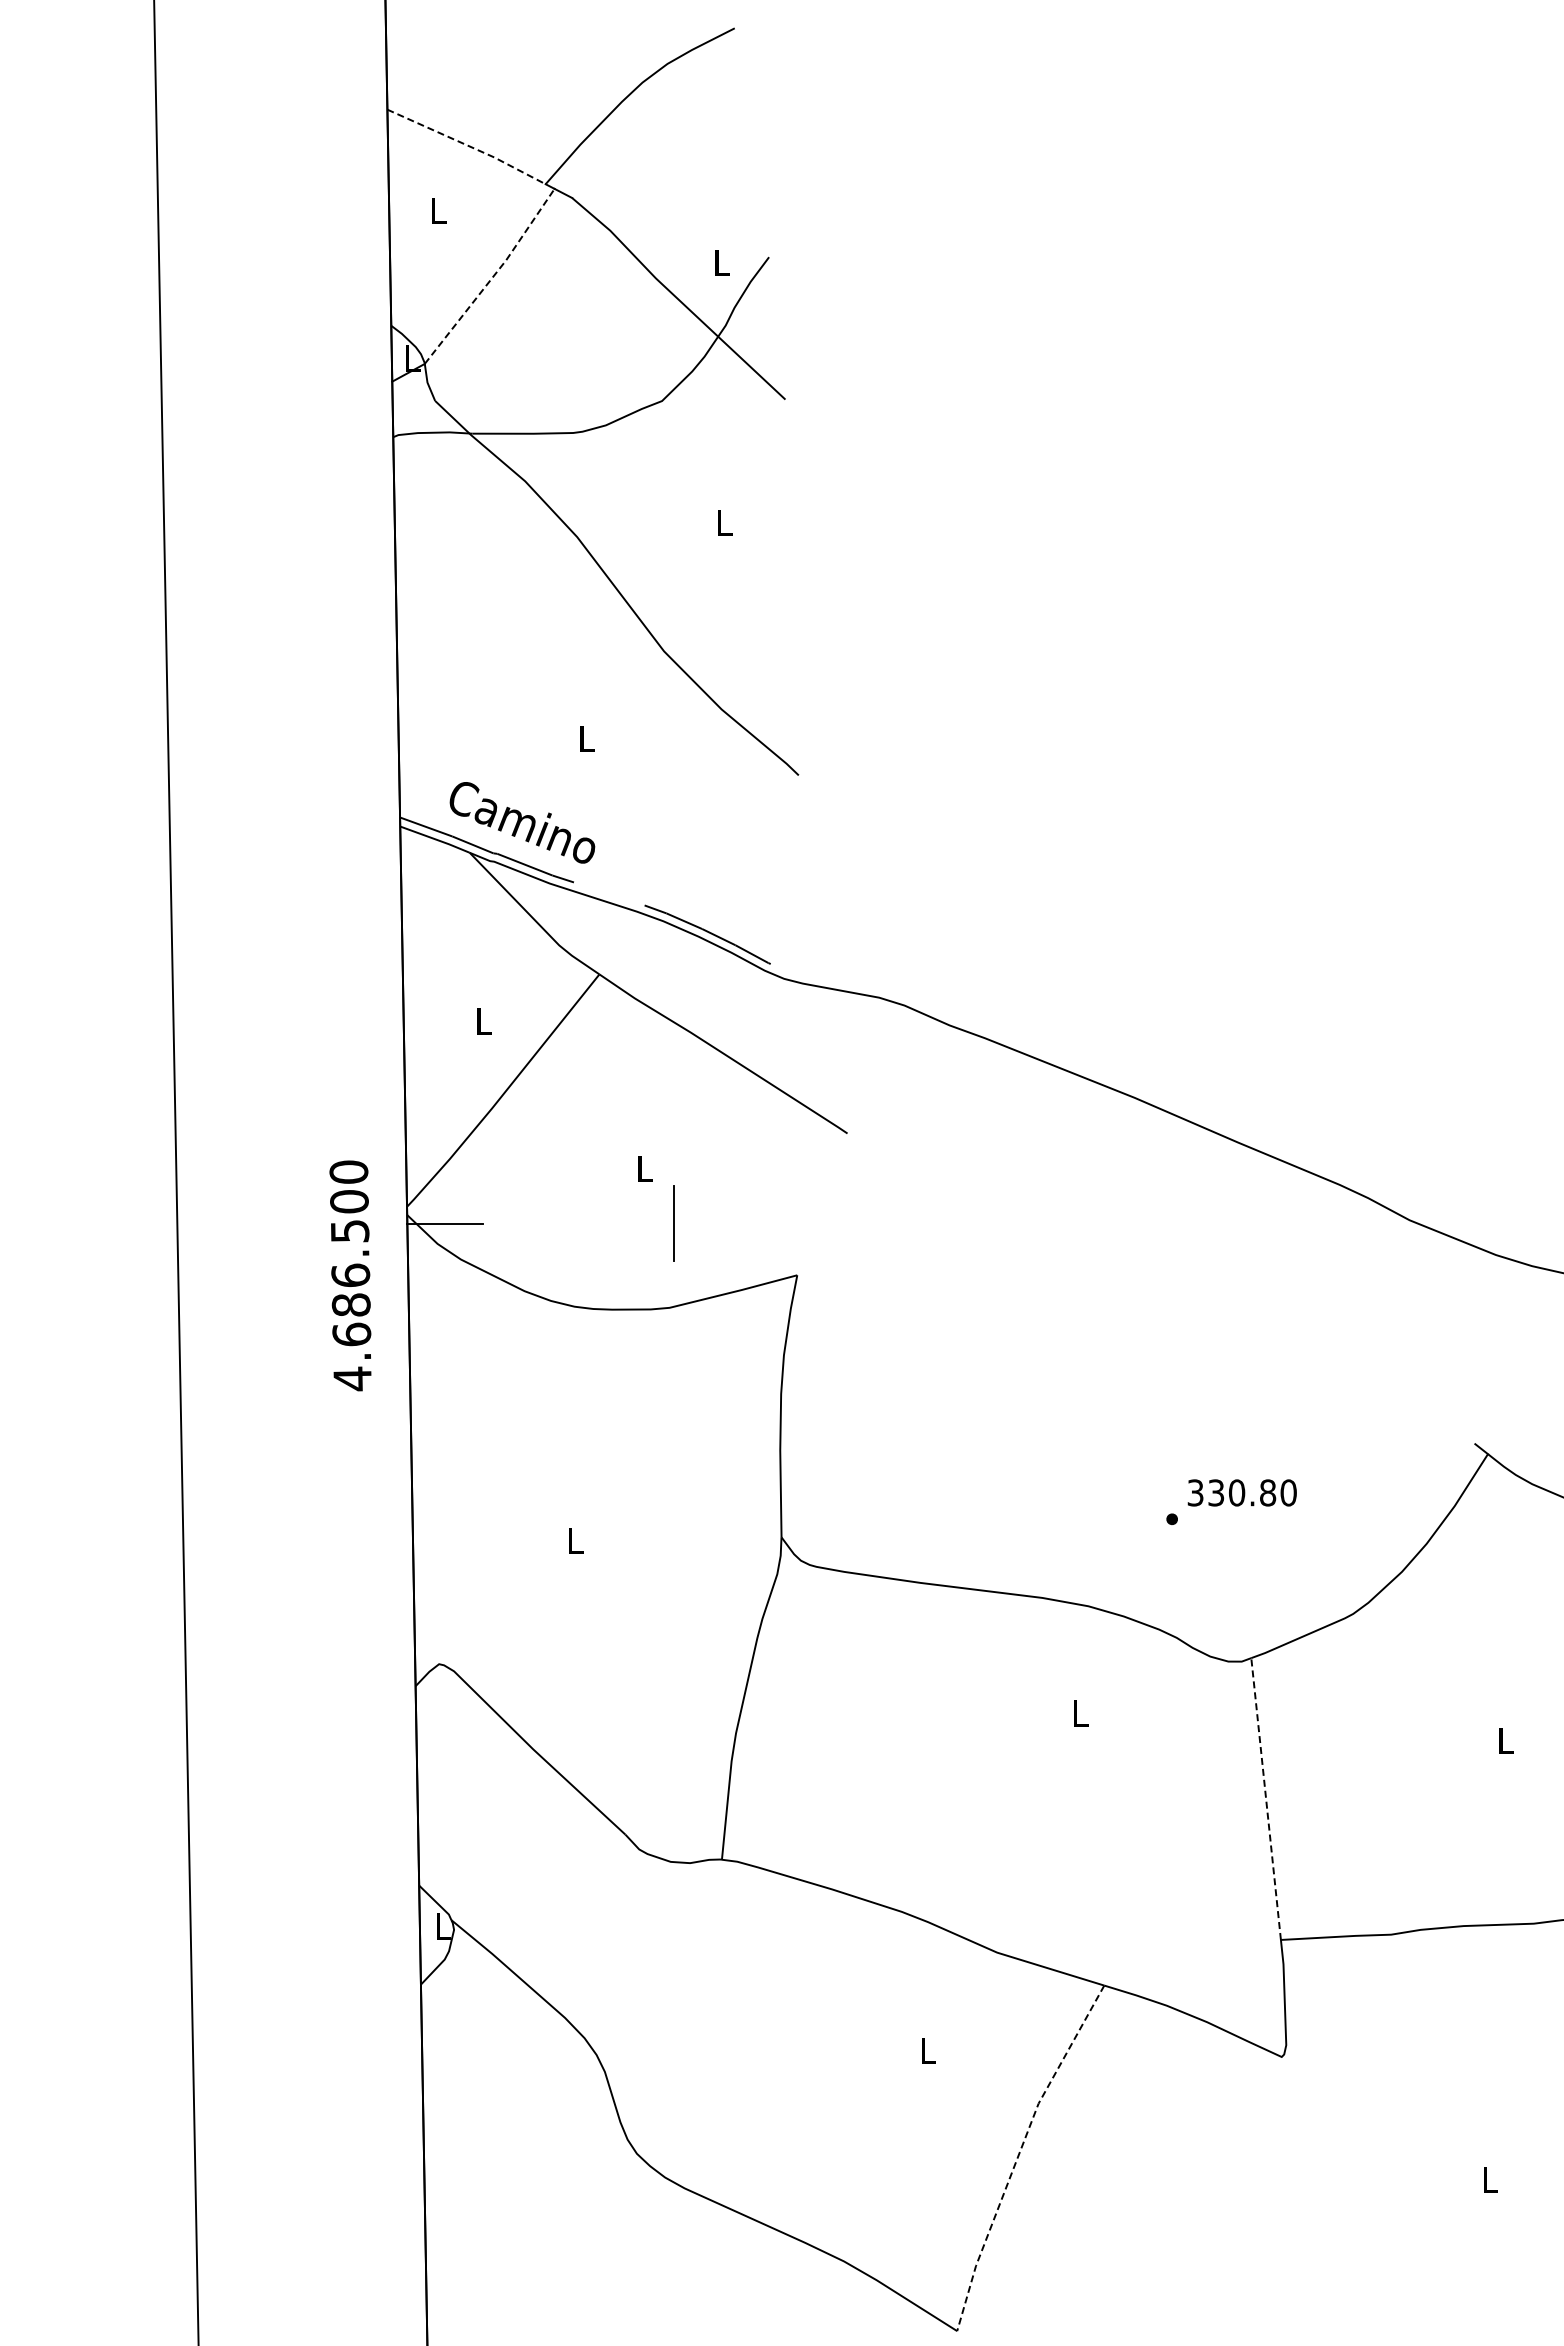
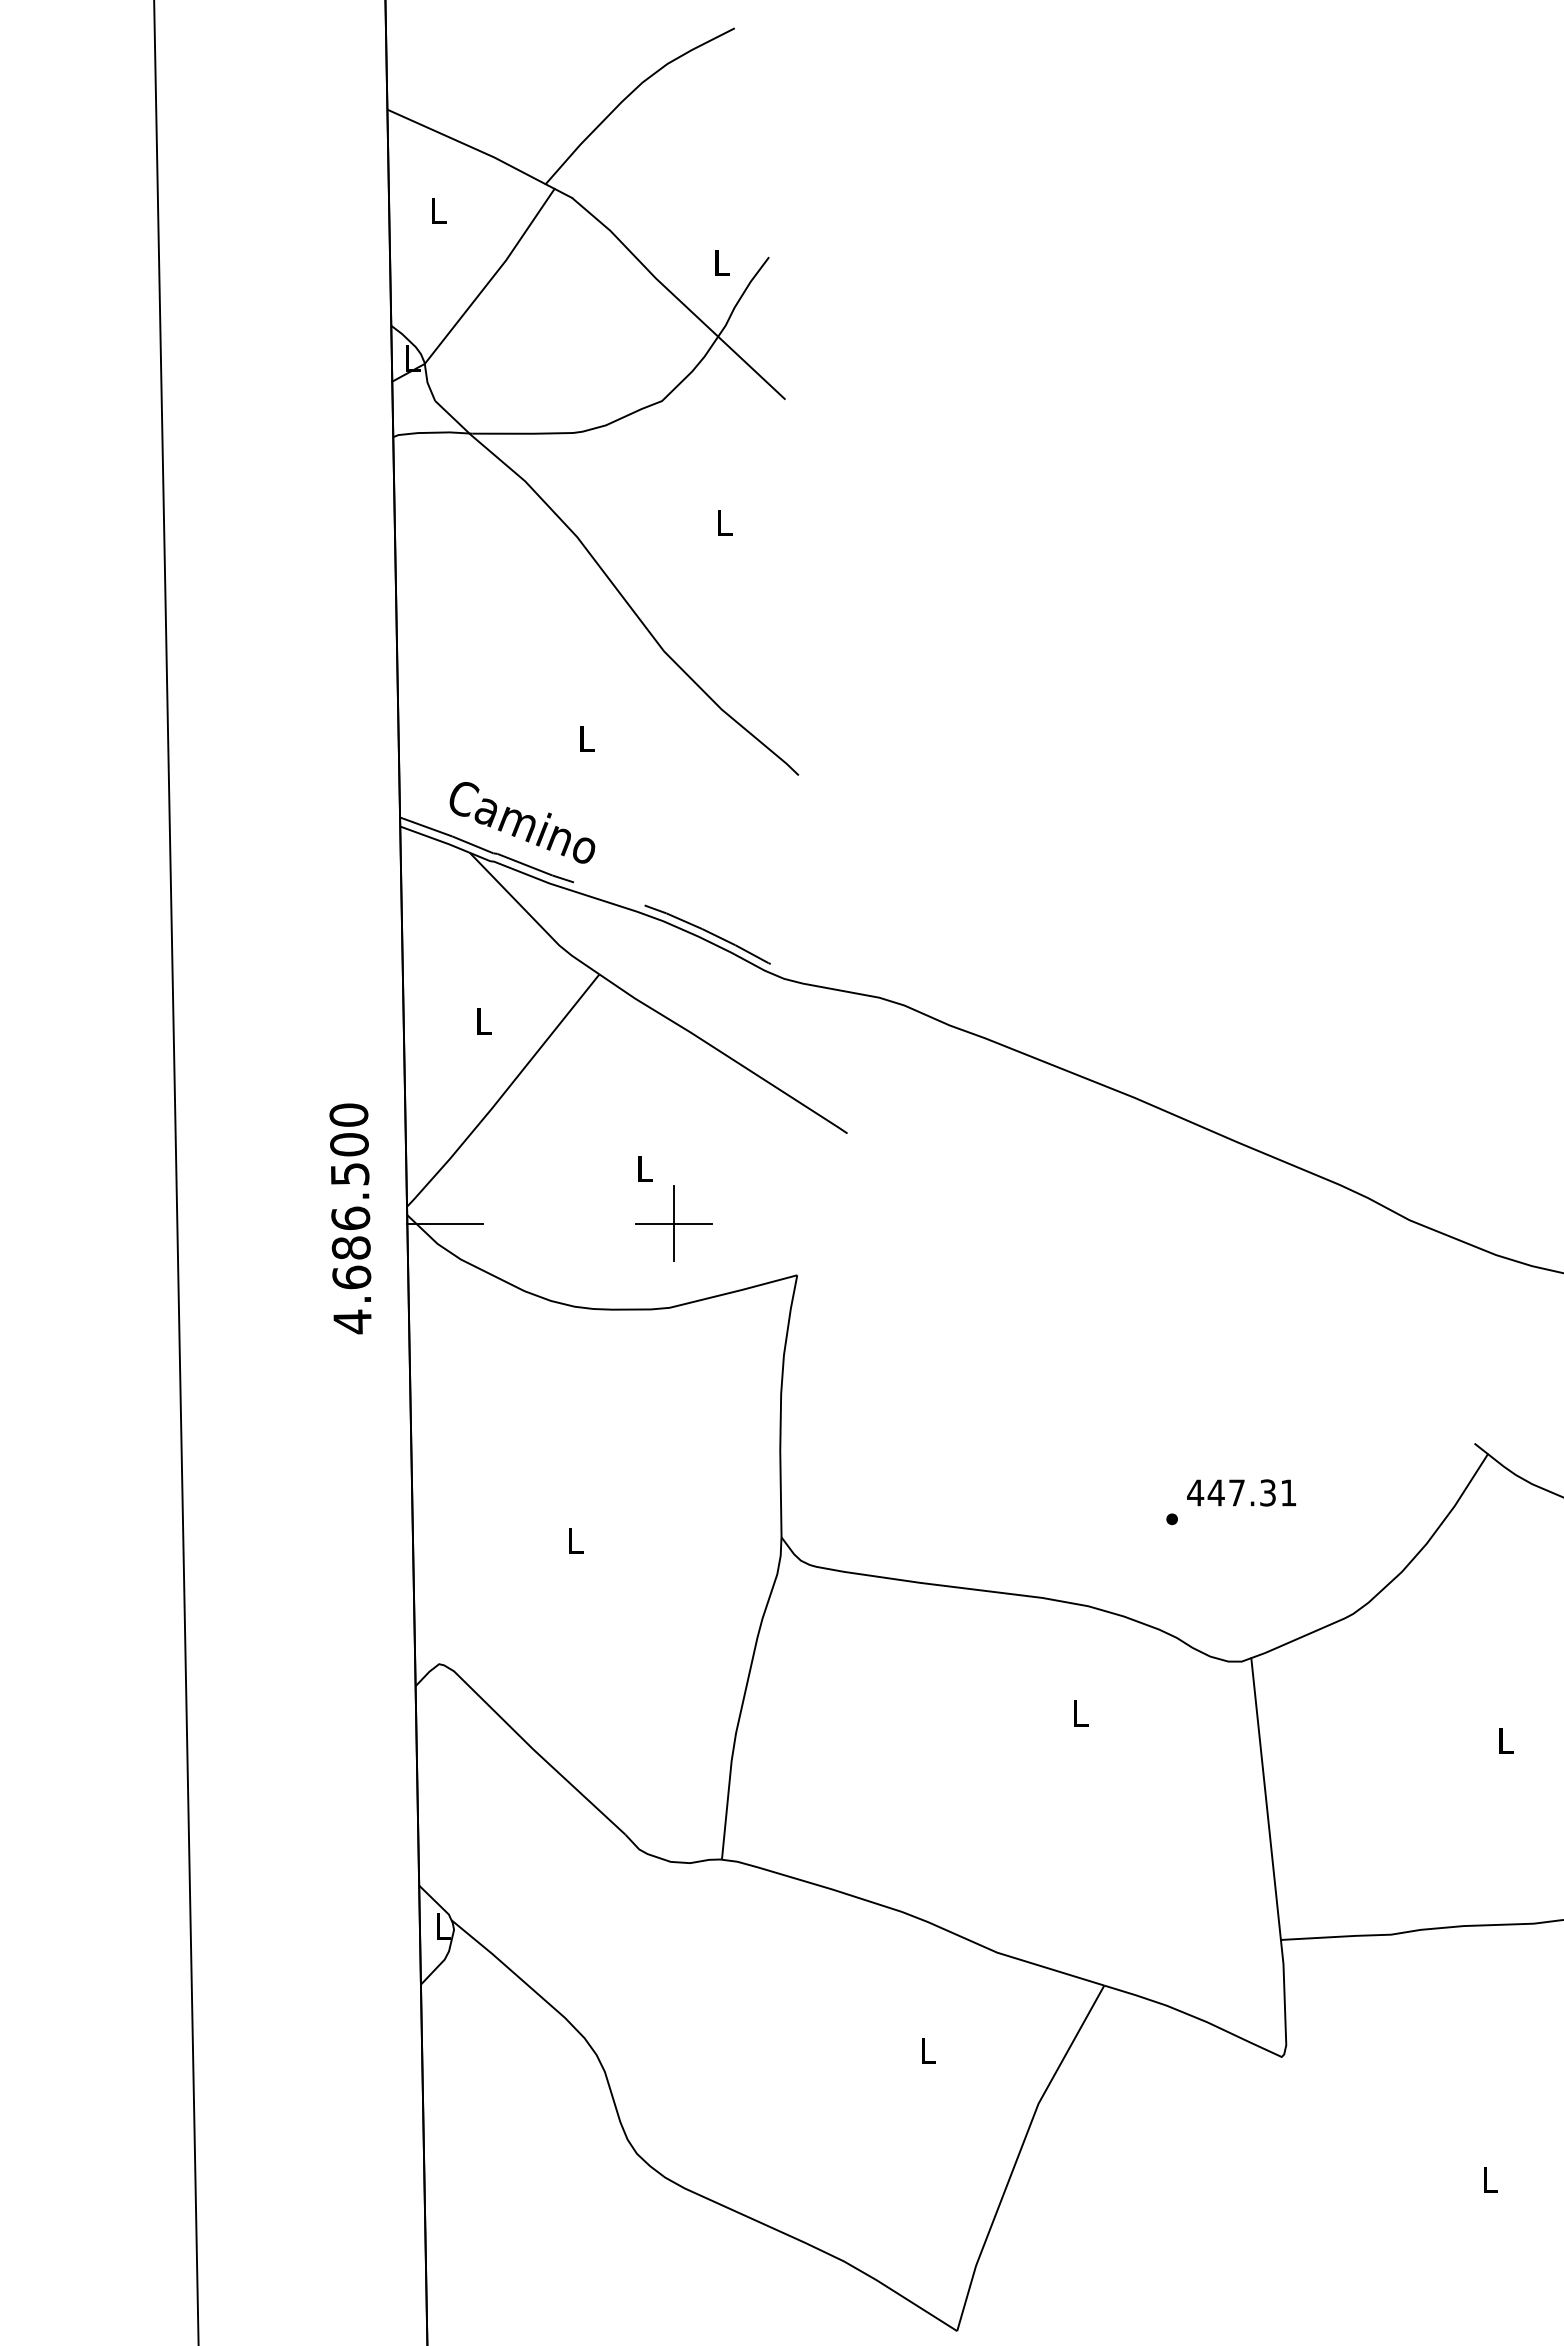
line: dashed -> solid (468, 145)
line: dashed -> solid (492, 277)
line: none -> present (673, 1223)
text position: (350, 1275) -> (350, 1218) (350, 1218)
text: 330.80 -> 447.31 (1241, 1492)
line: dashed -> solid (1266, 1799)
line: dashed -> solid (1019, 2153)
